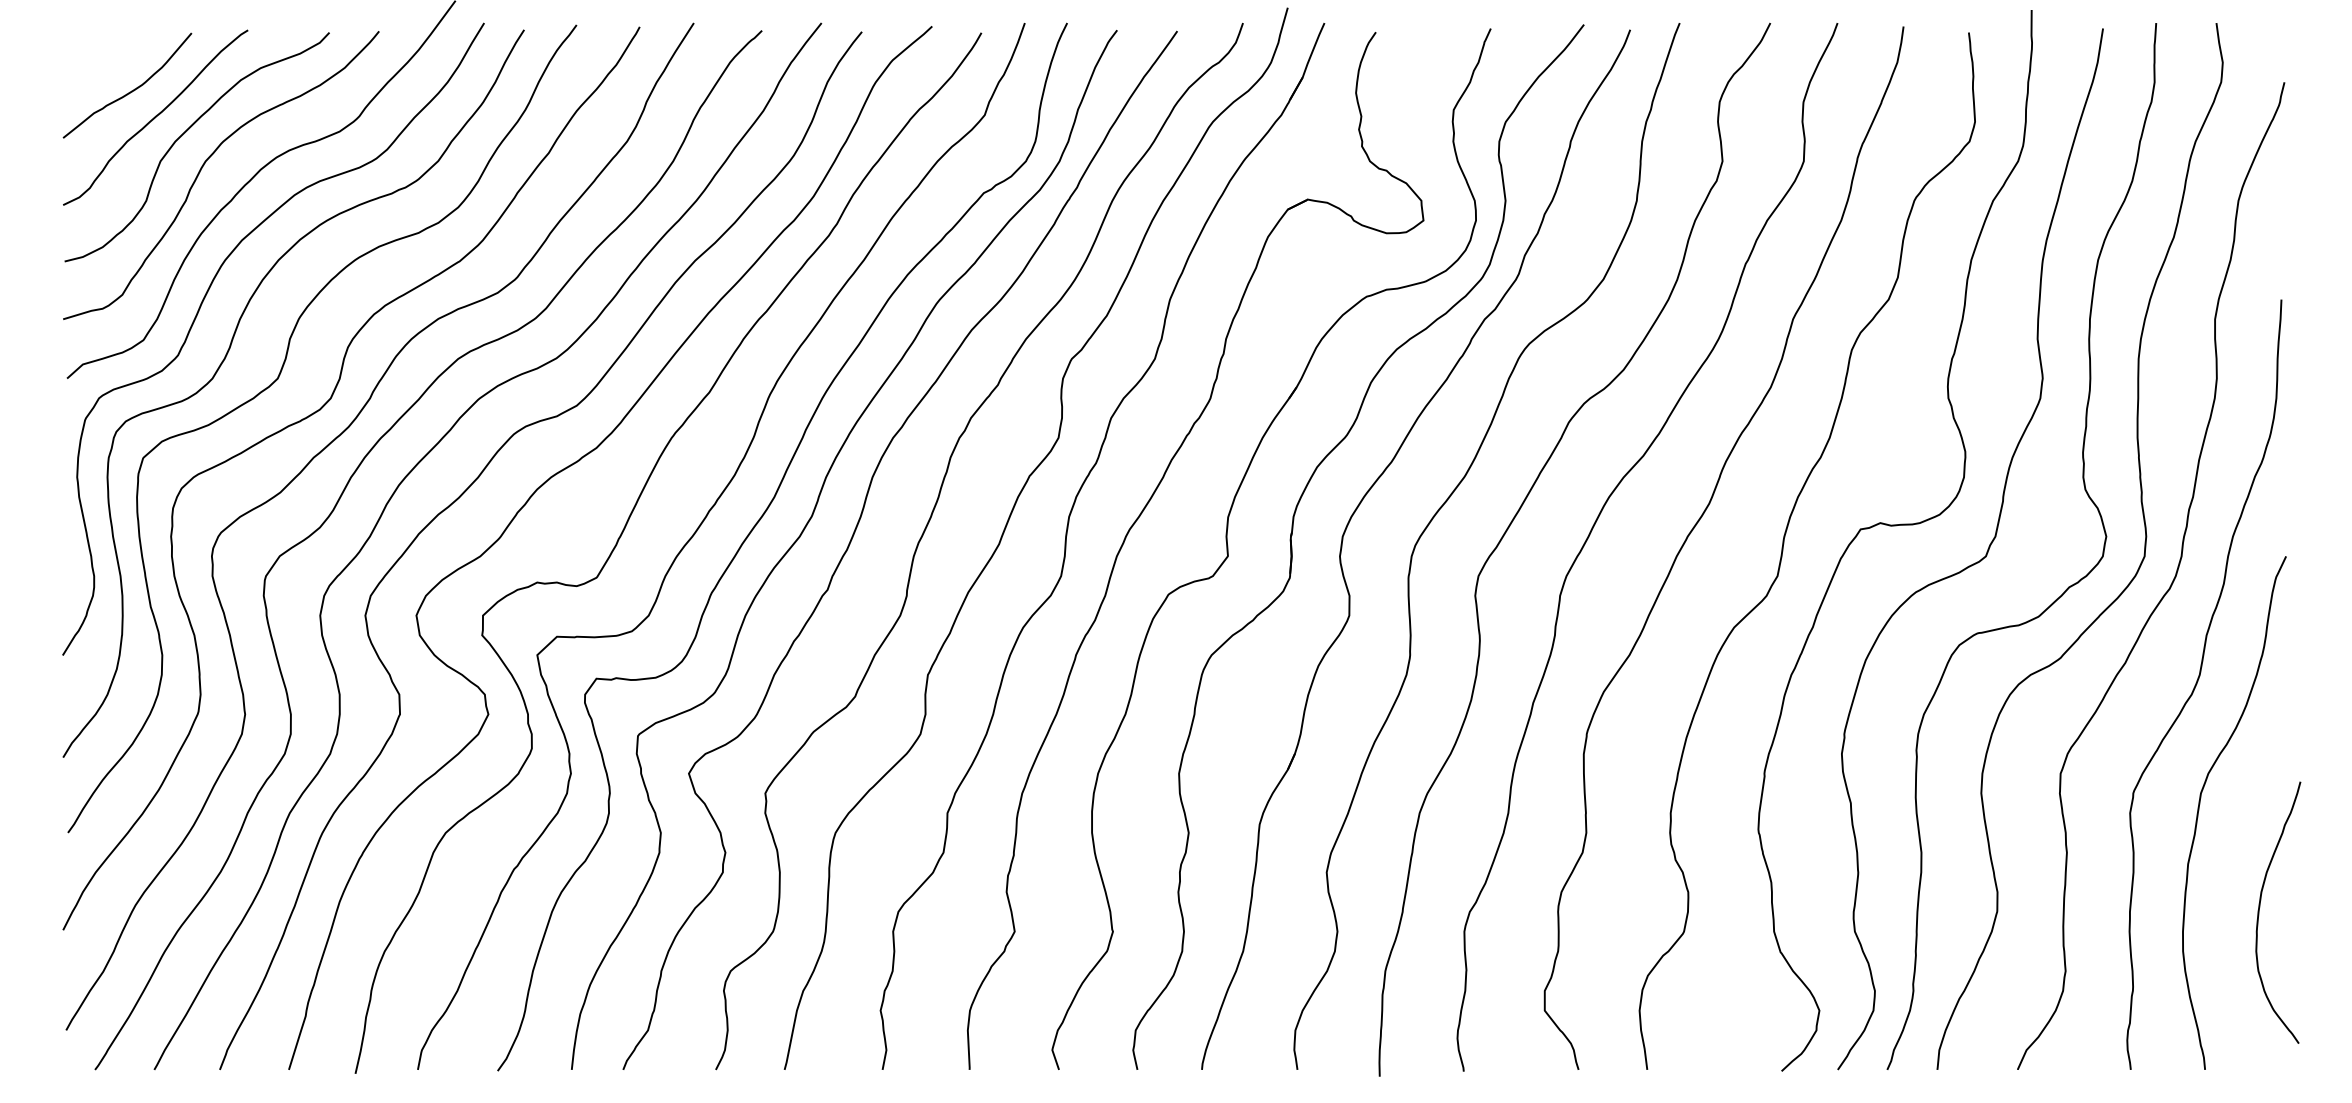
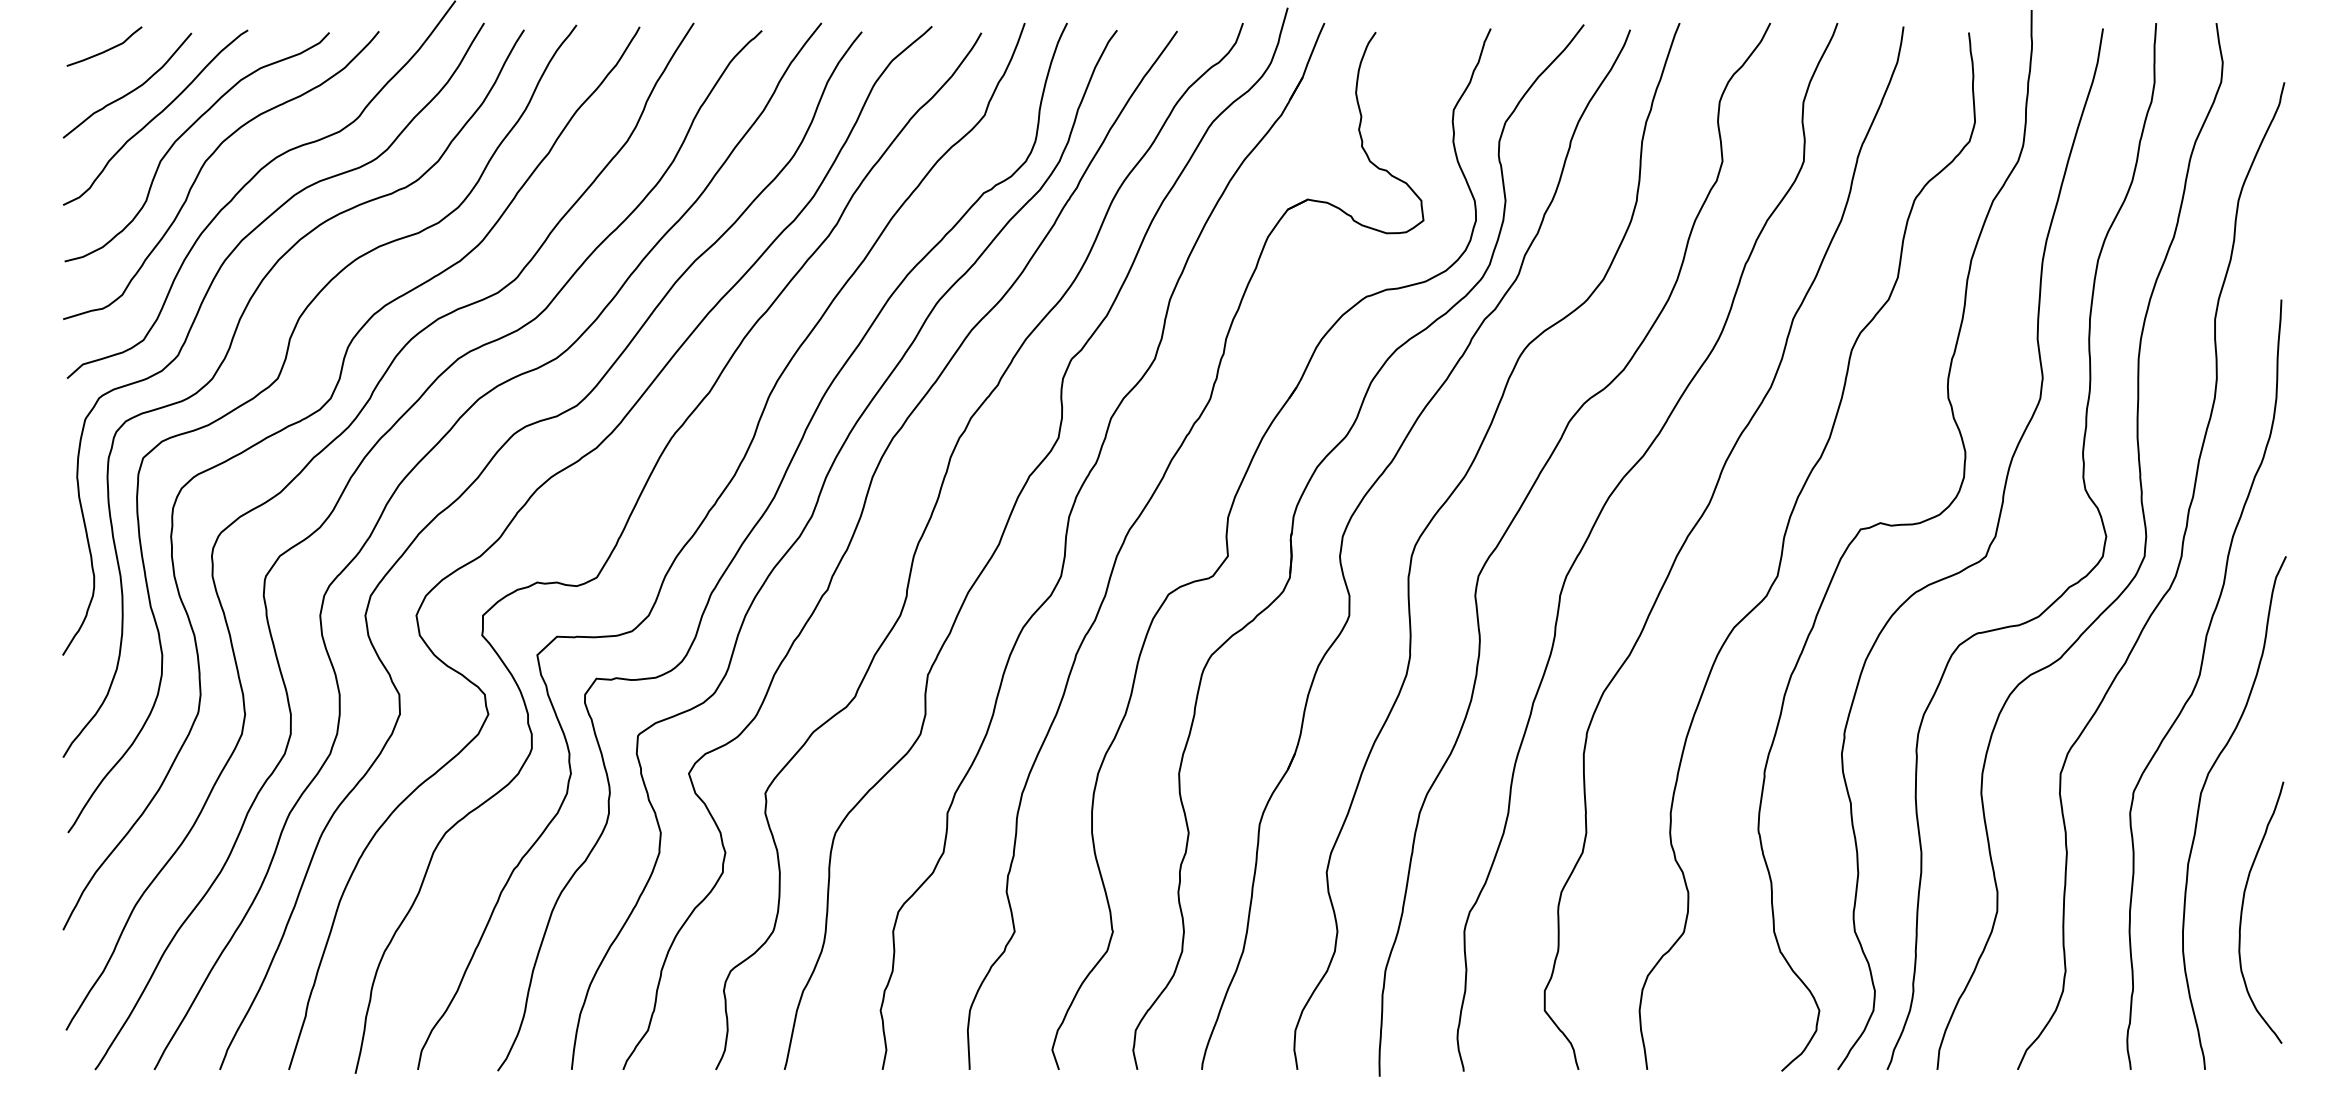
curve: none -> present (106, 49)
curve position: (2260, 907) -> (2243, 907) (2243, 907)
